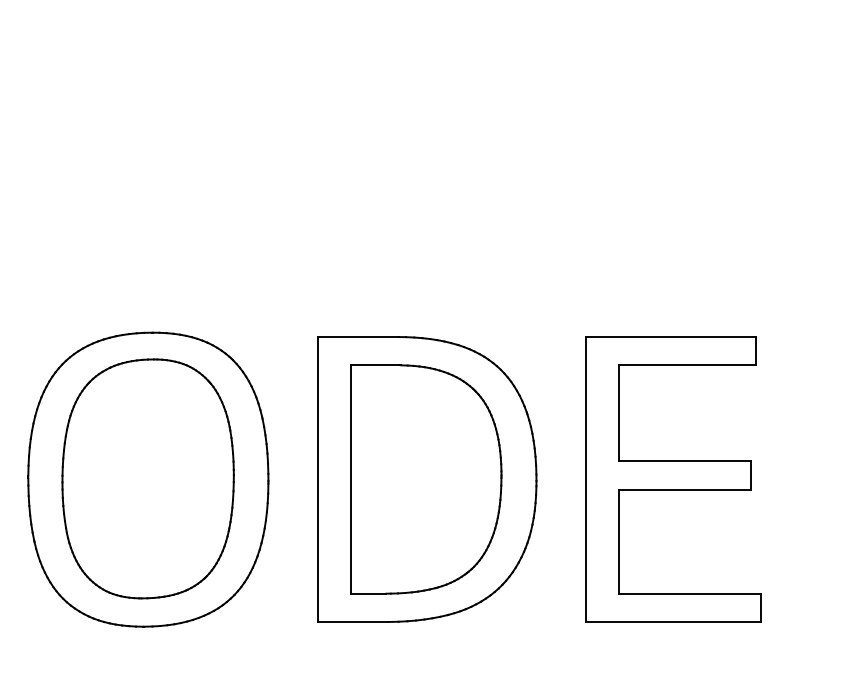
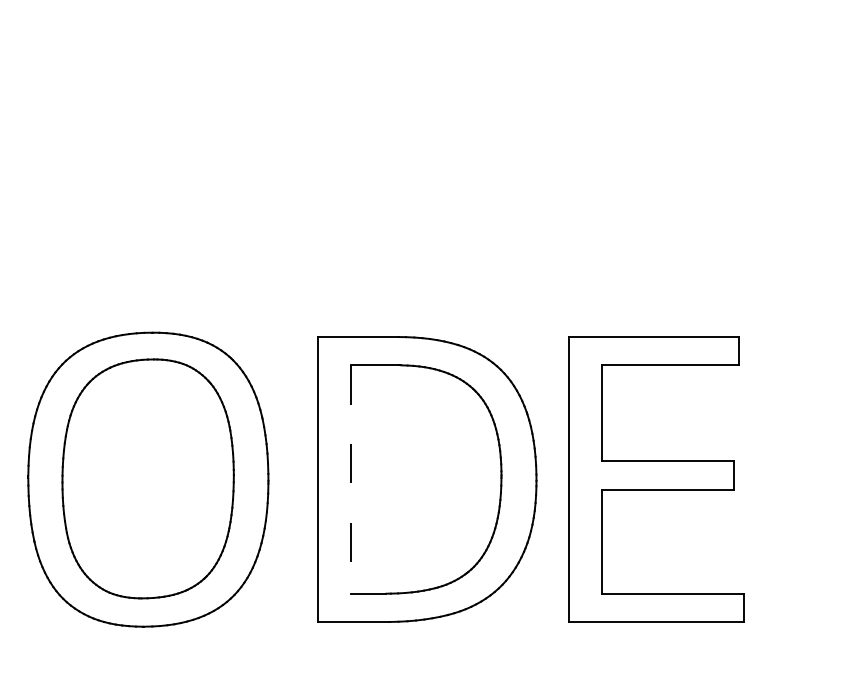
part position: (673, 479) -> (656, 479) (656, 479)
line: solid -> dashed (350, 480)
